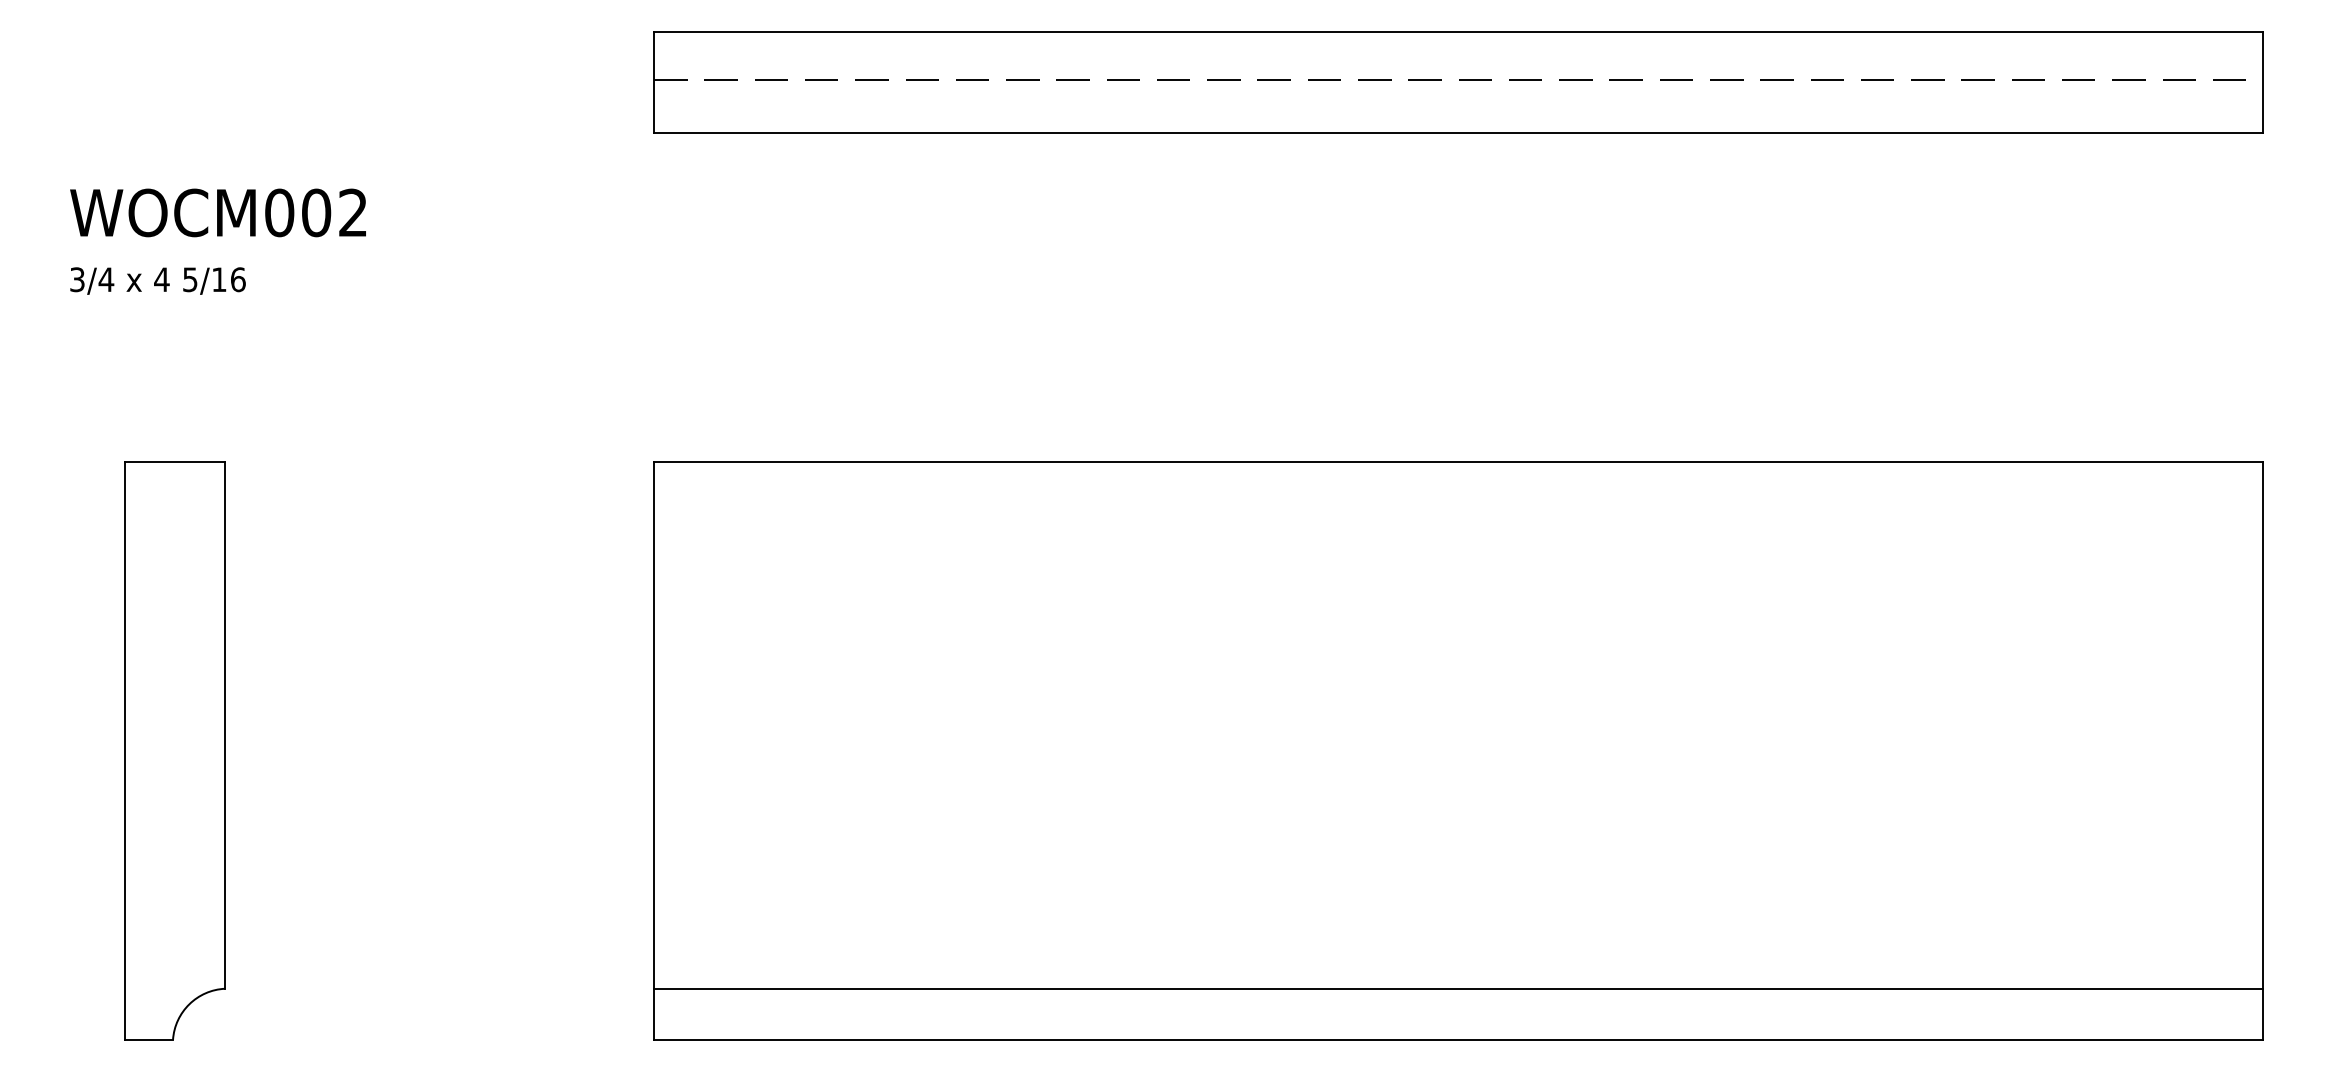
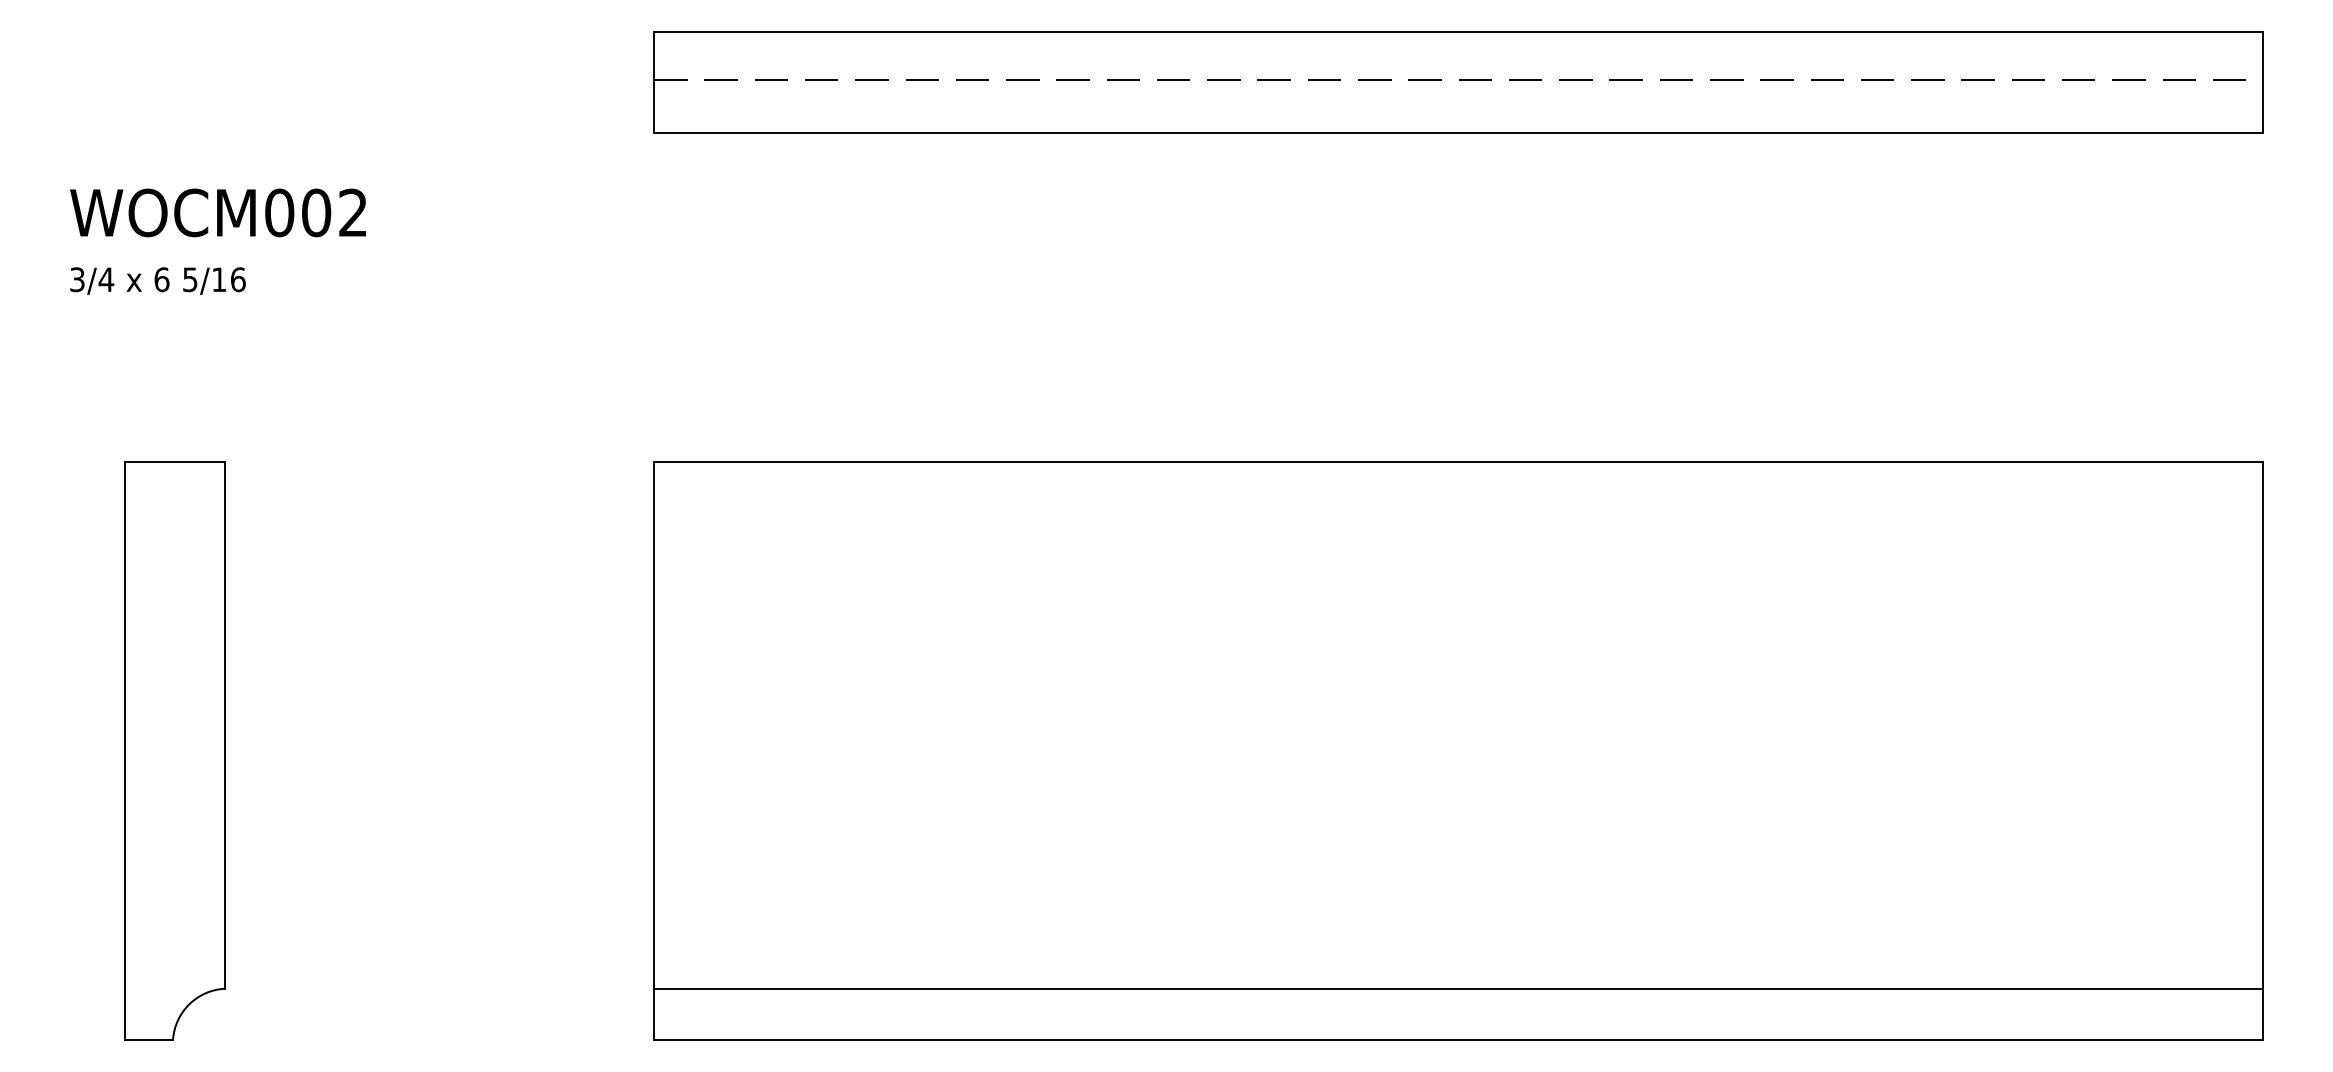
text: 4 -> 6 (161, 279)
